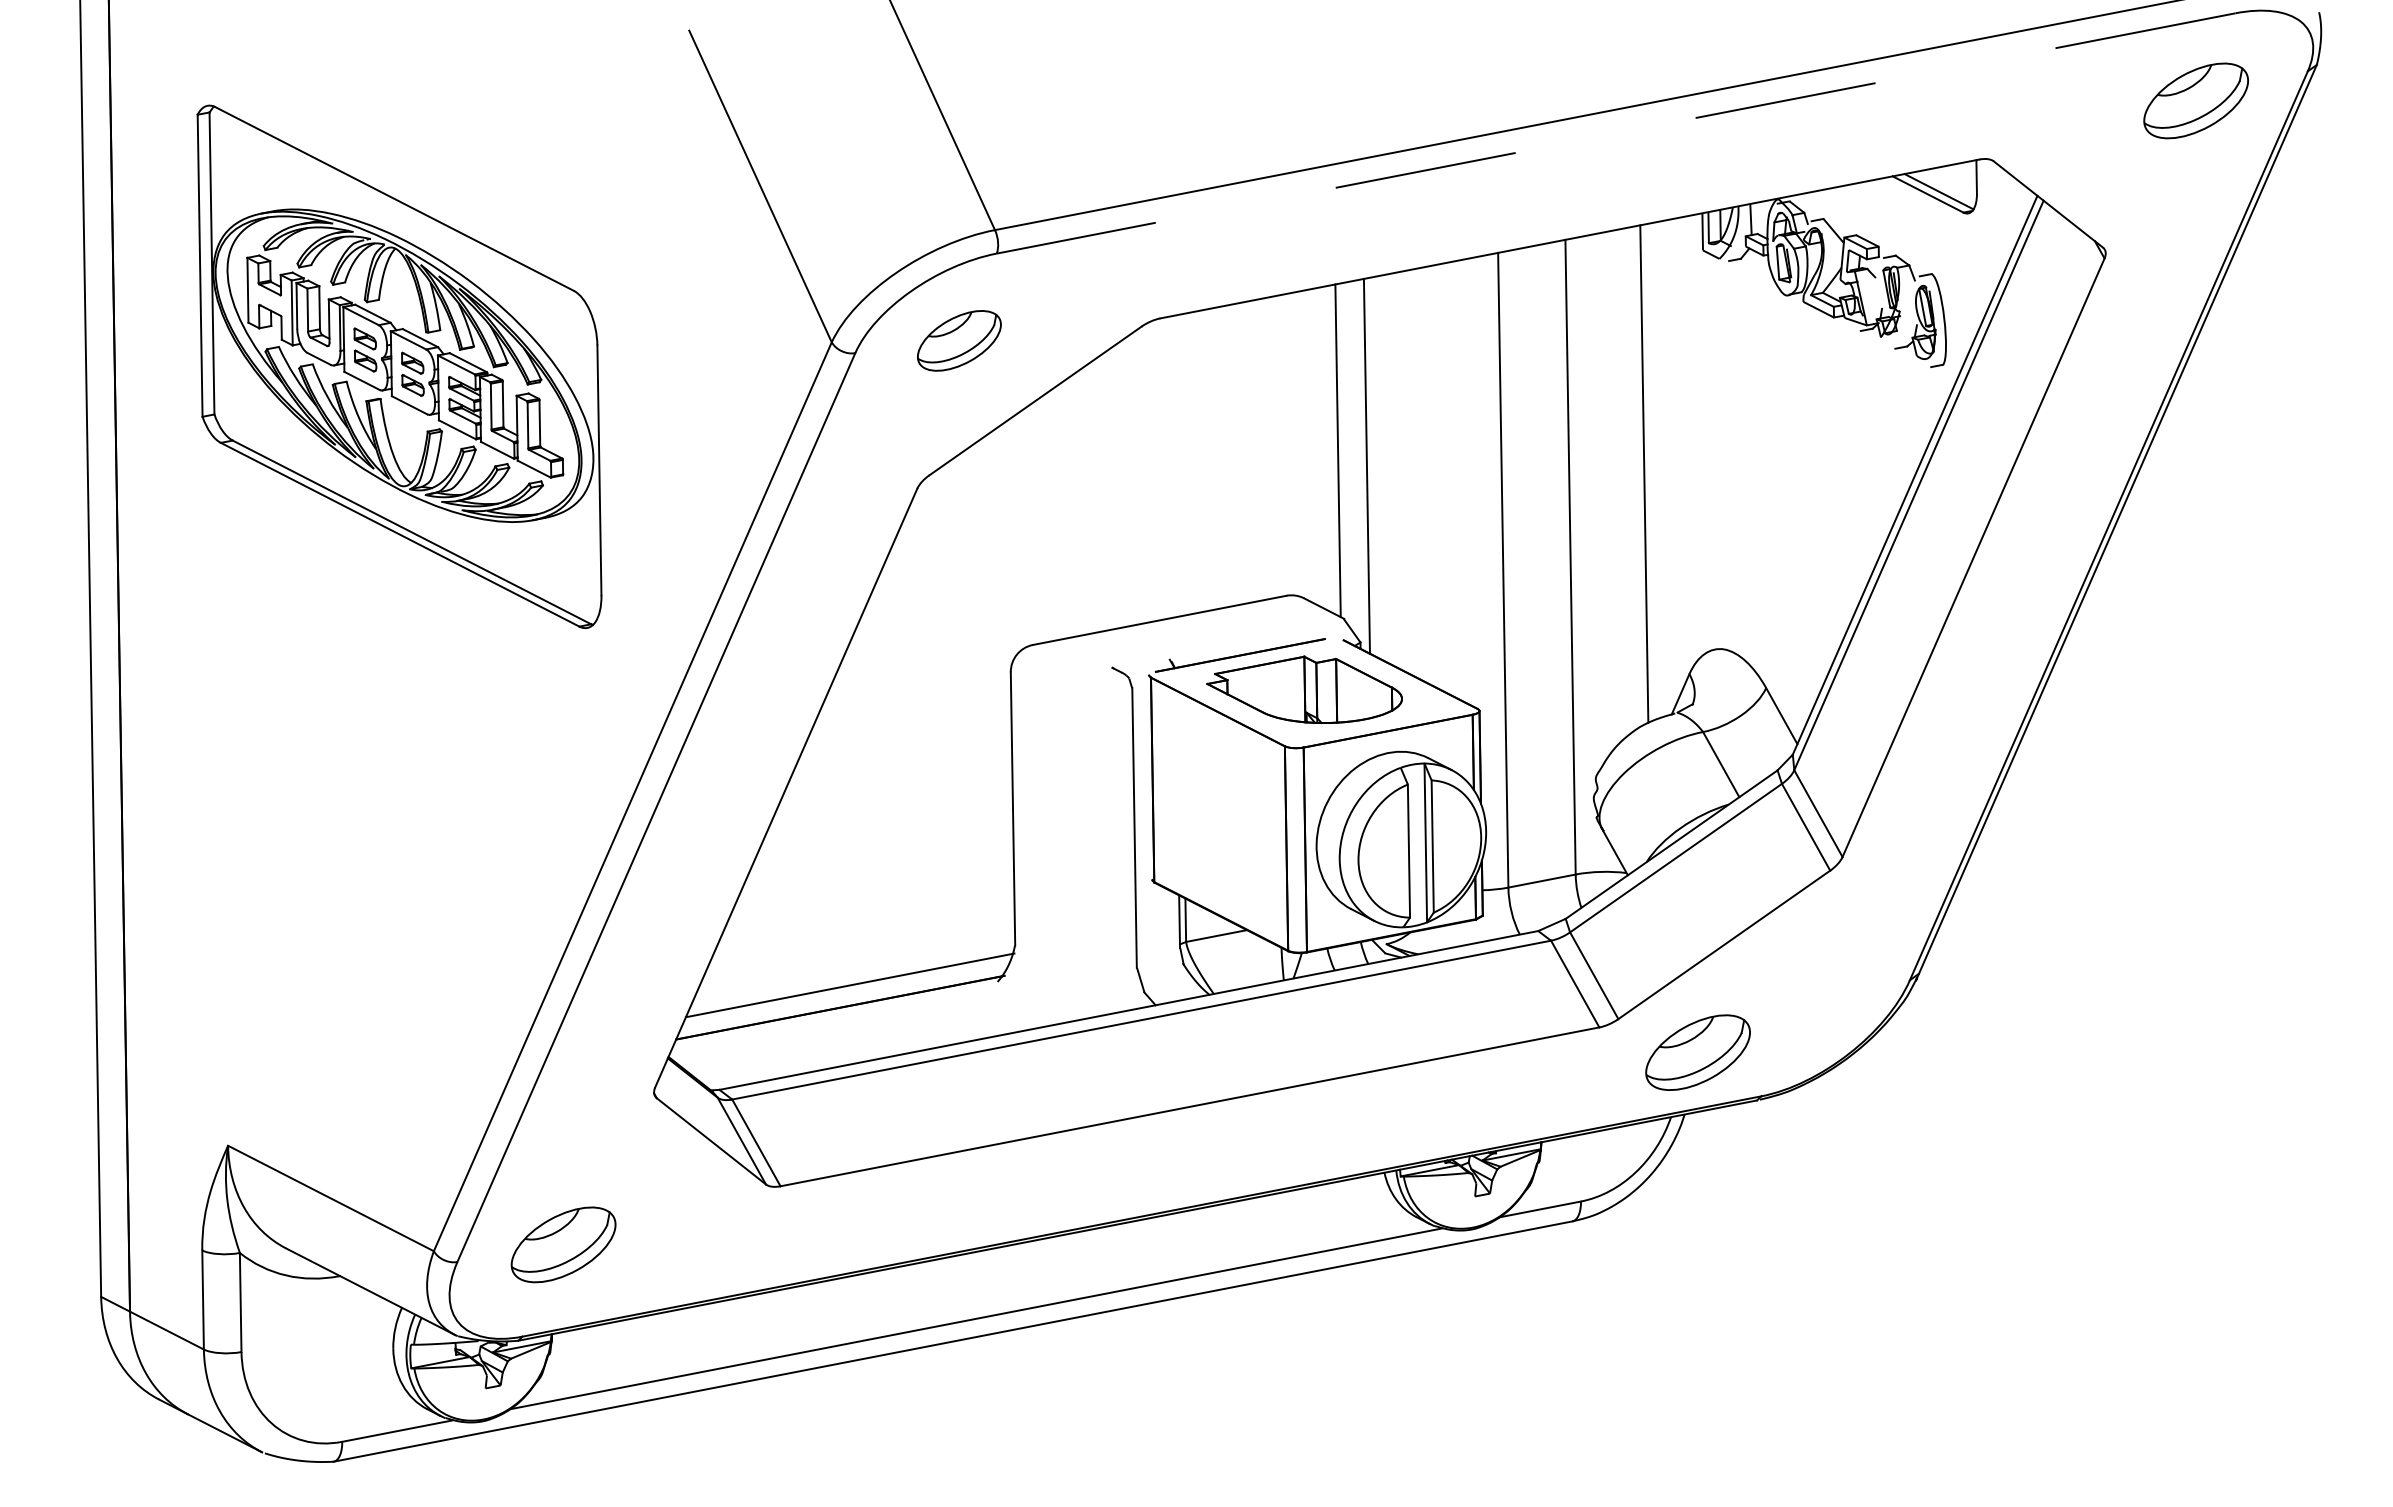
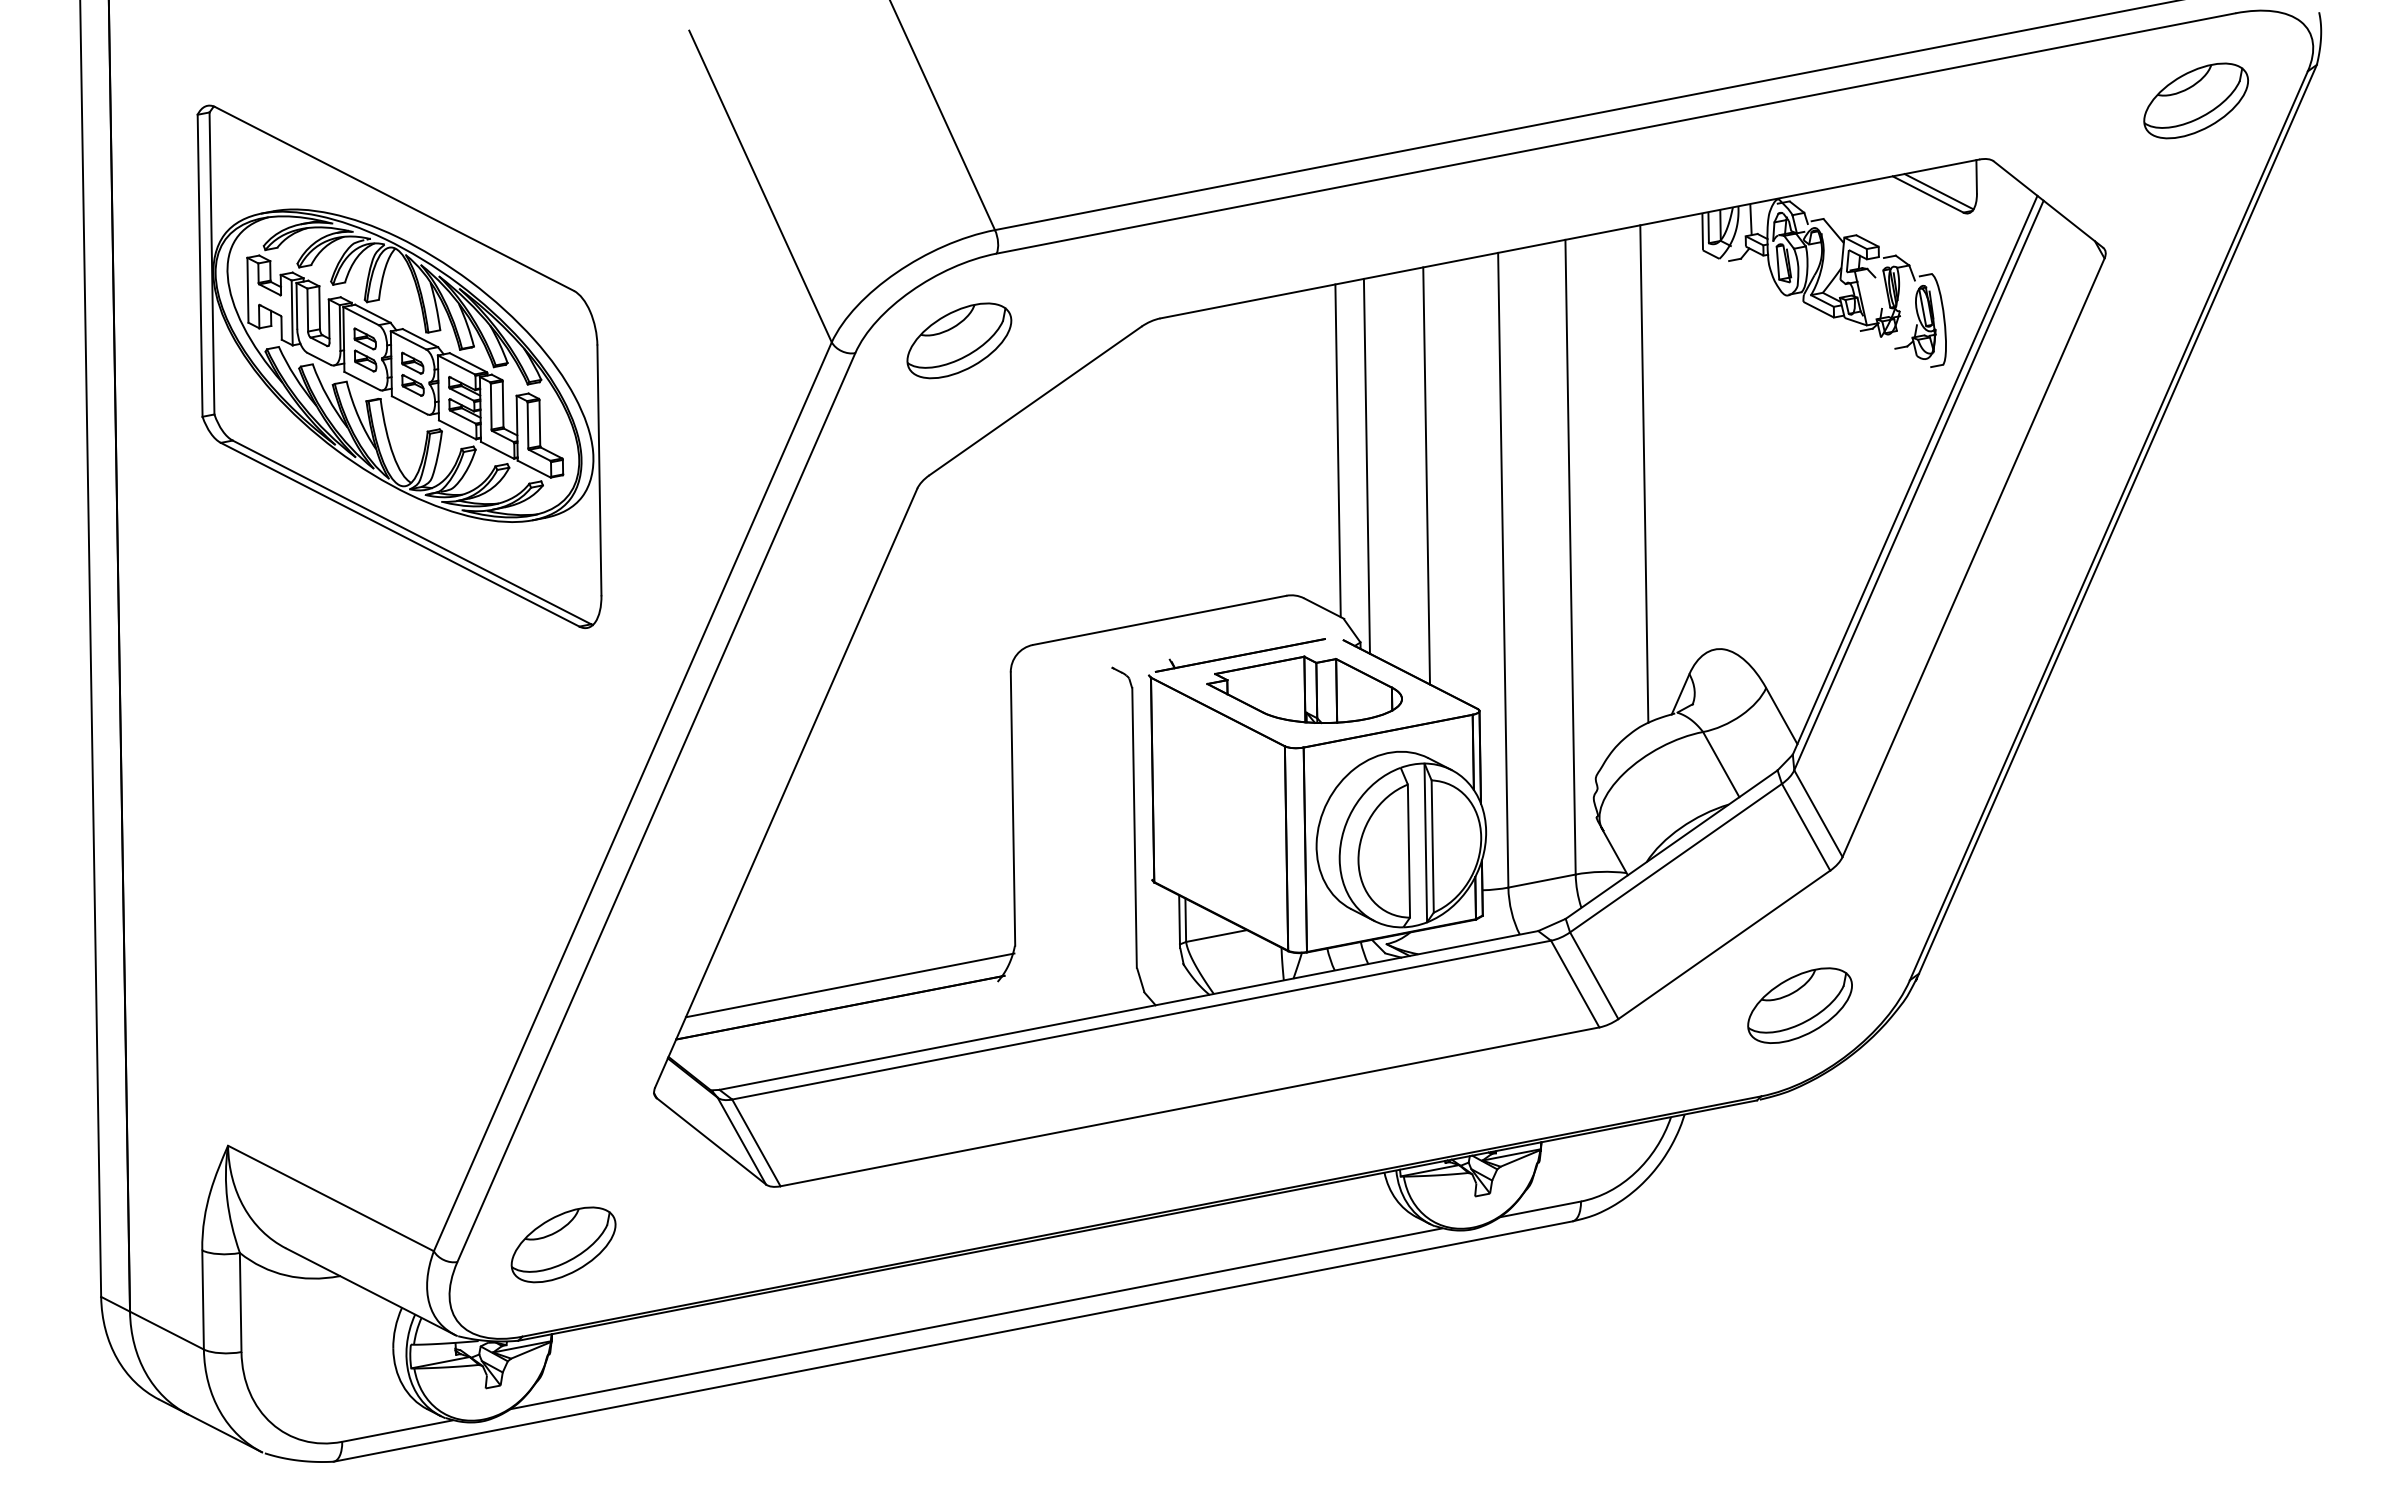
line: dashed -> solid (1616, 133)
part size: 85x62 px -> 107x78 px (959, 340)
line: none -> present (1426, 475)
part position: (1697, 1052) -> (1799, 1005) (1799, 1005)
